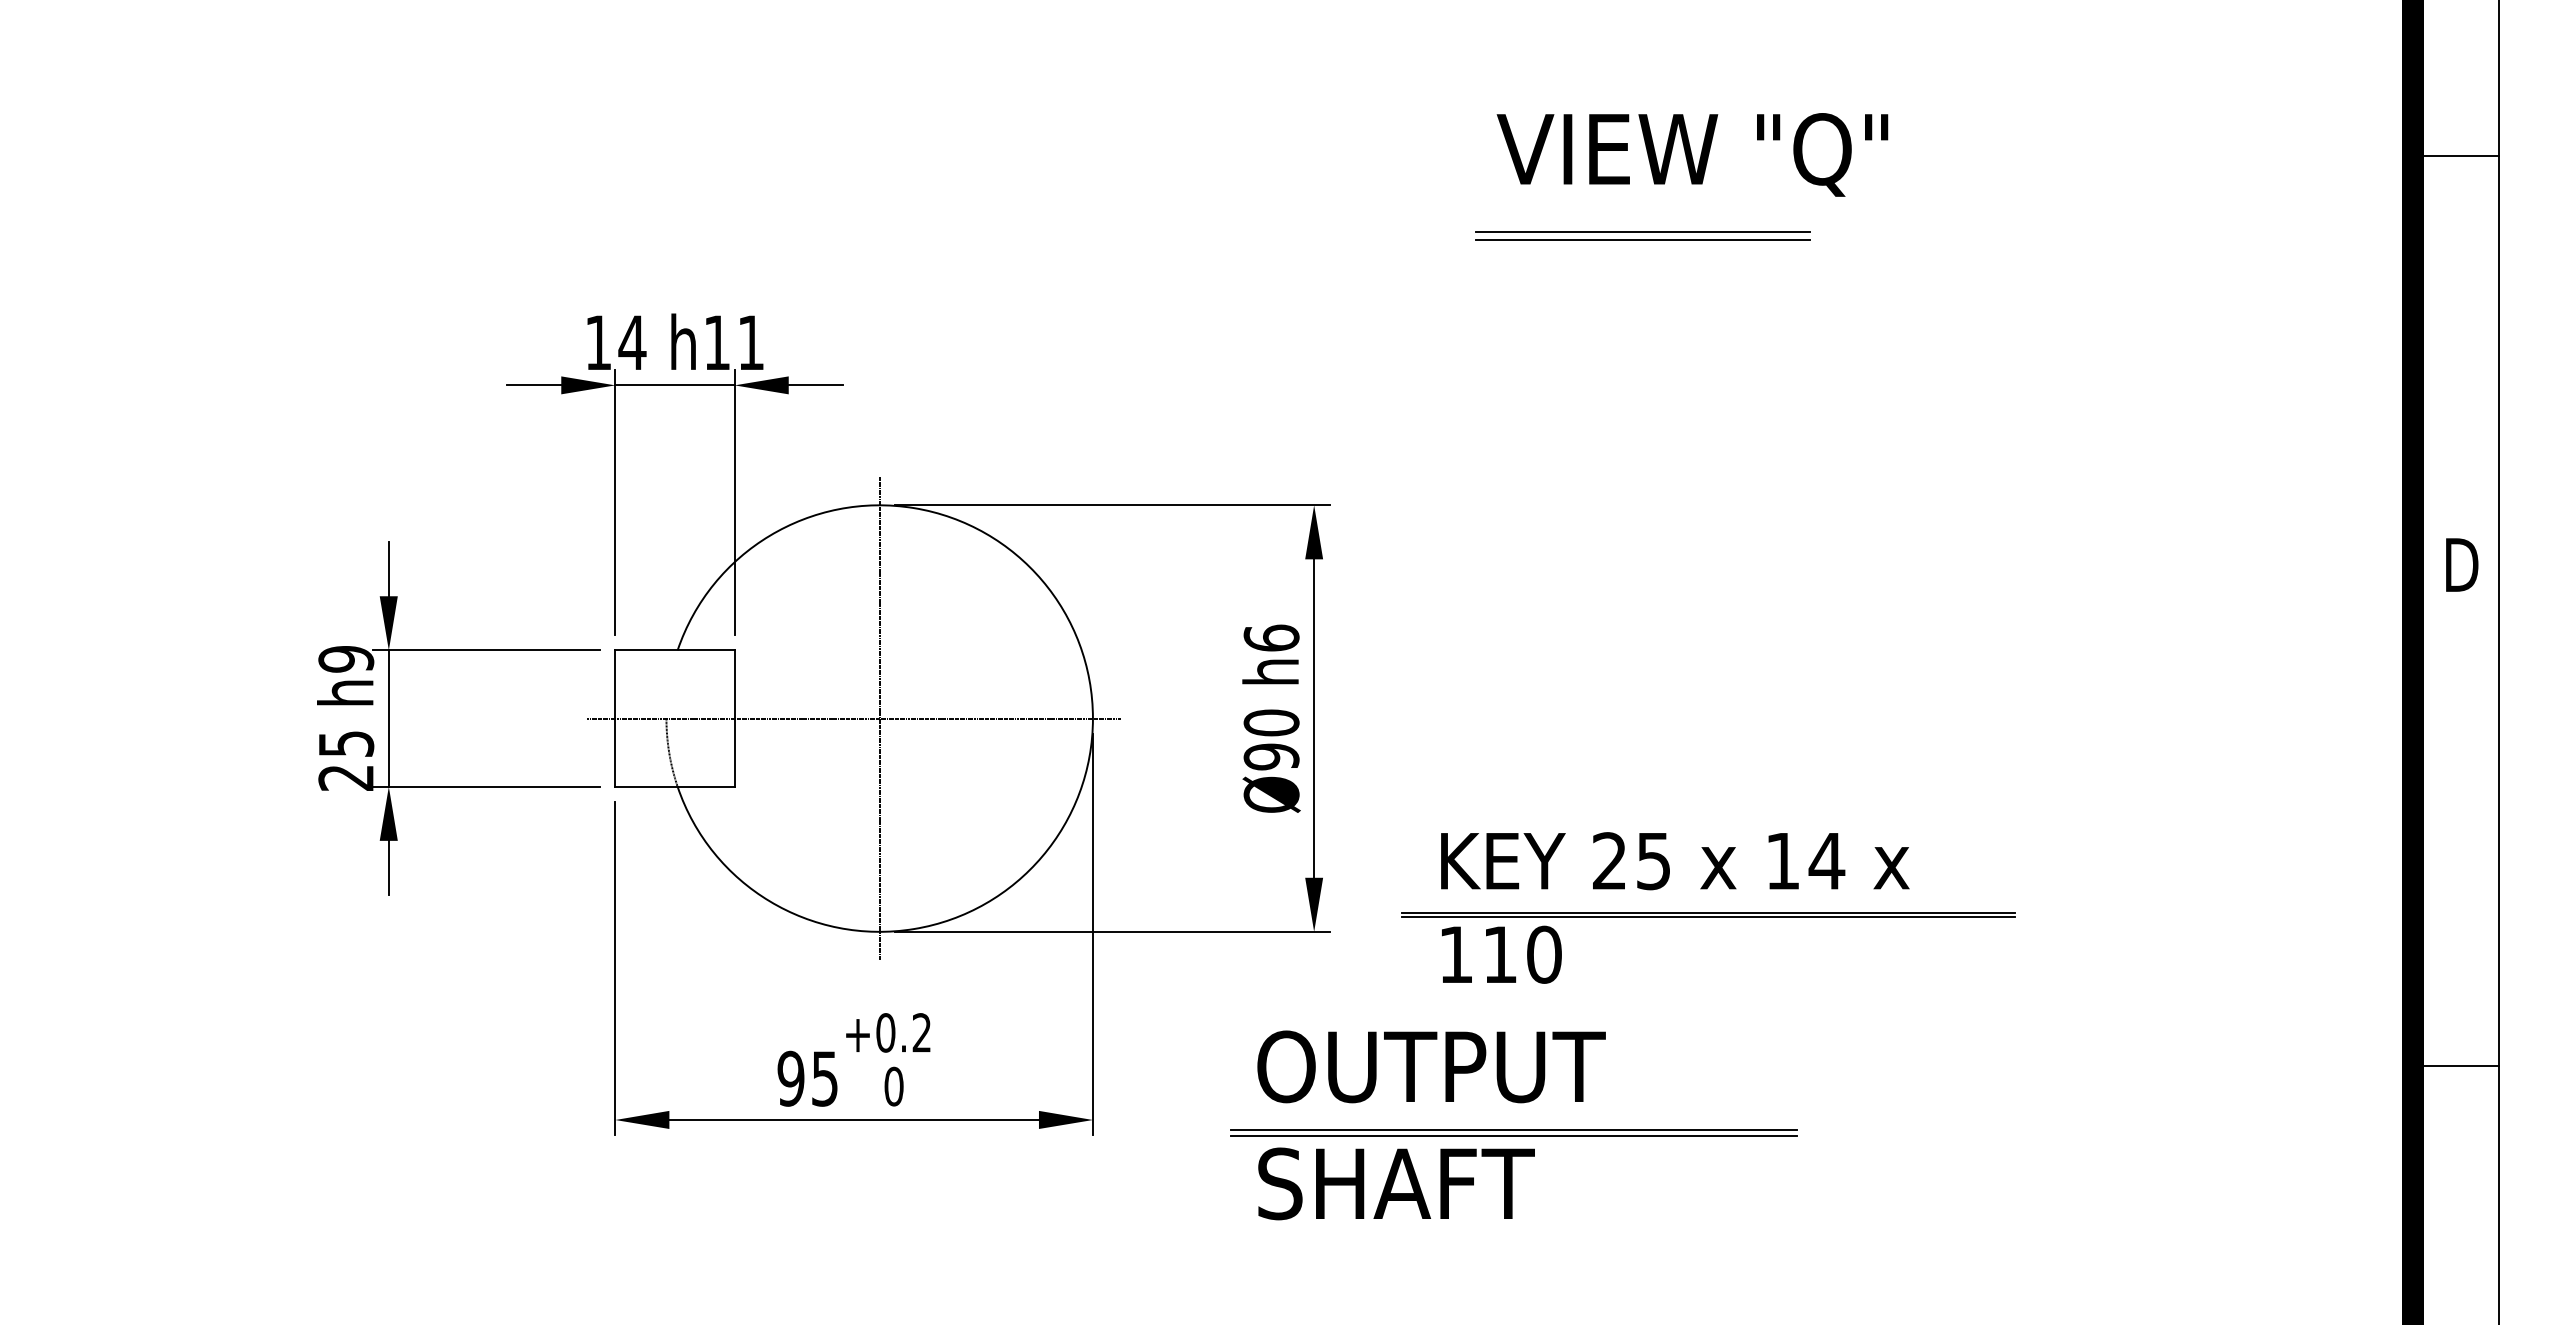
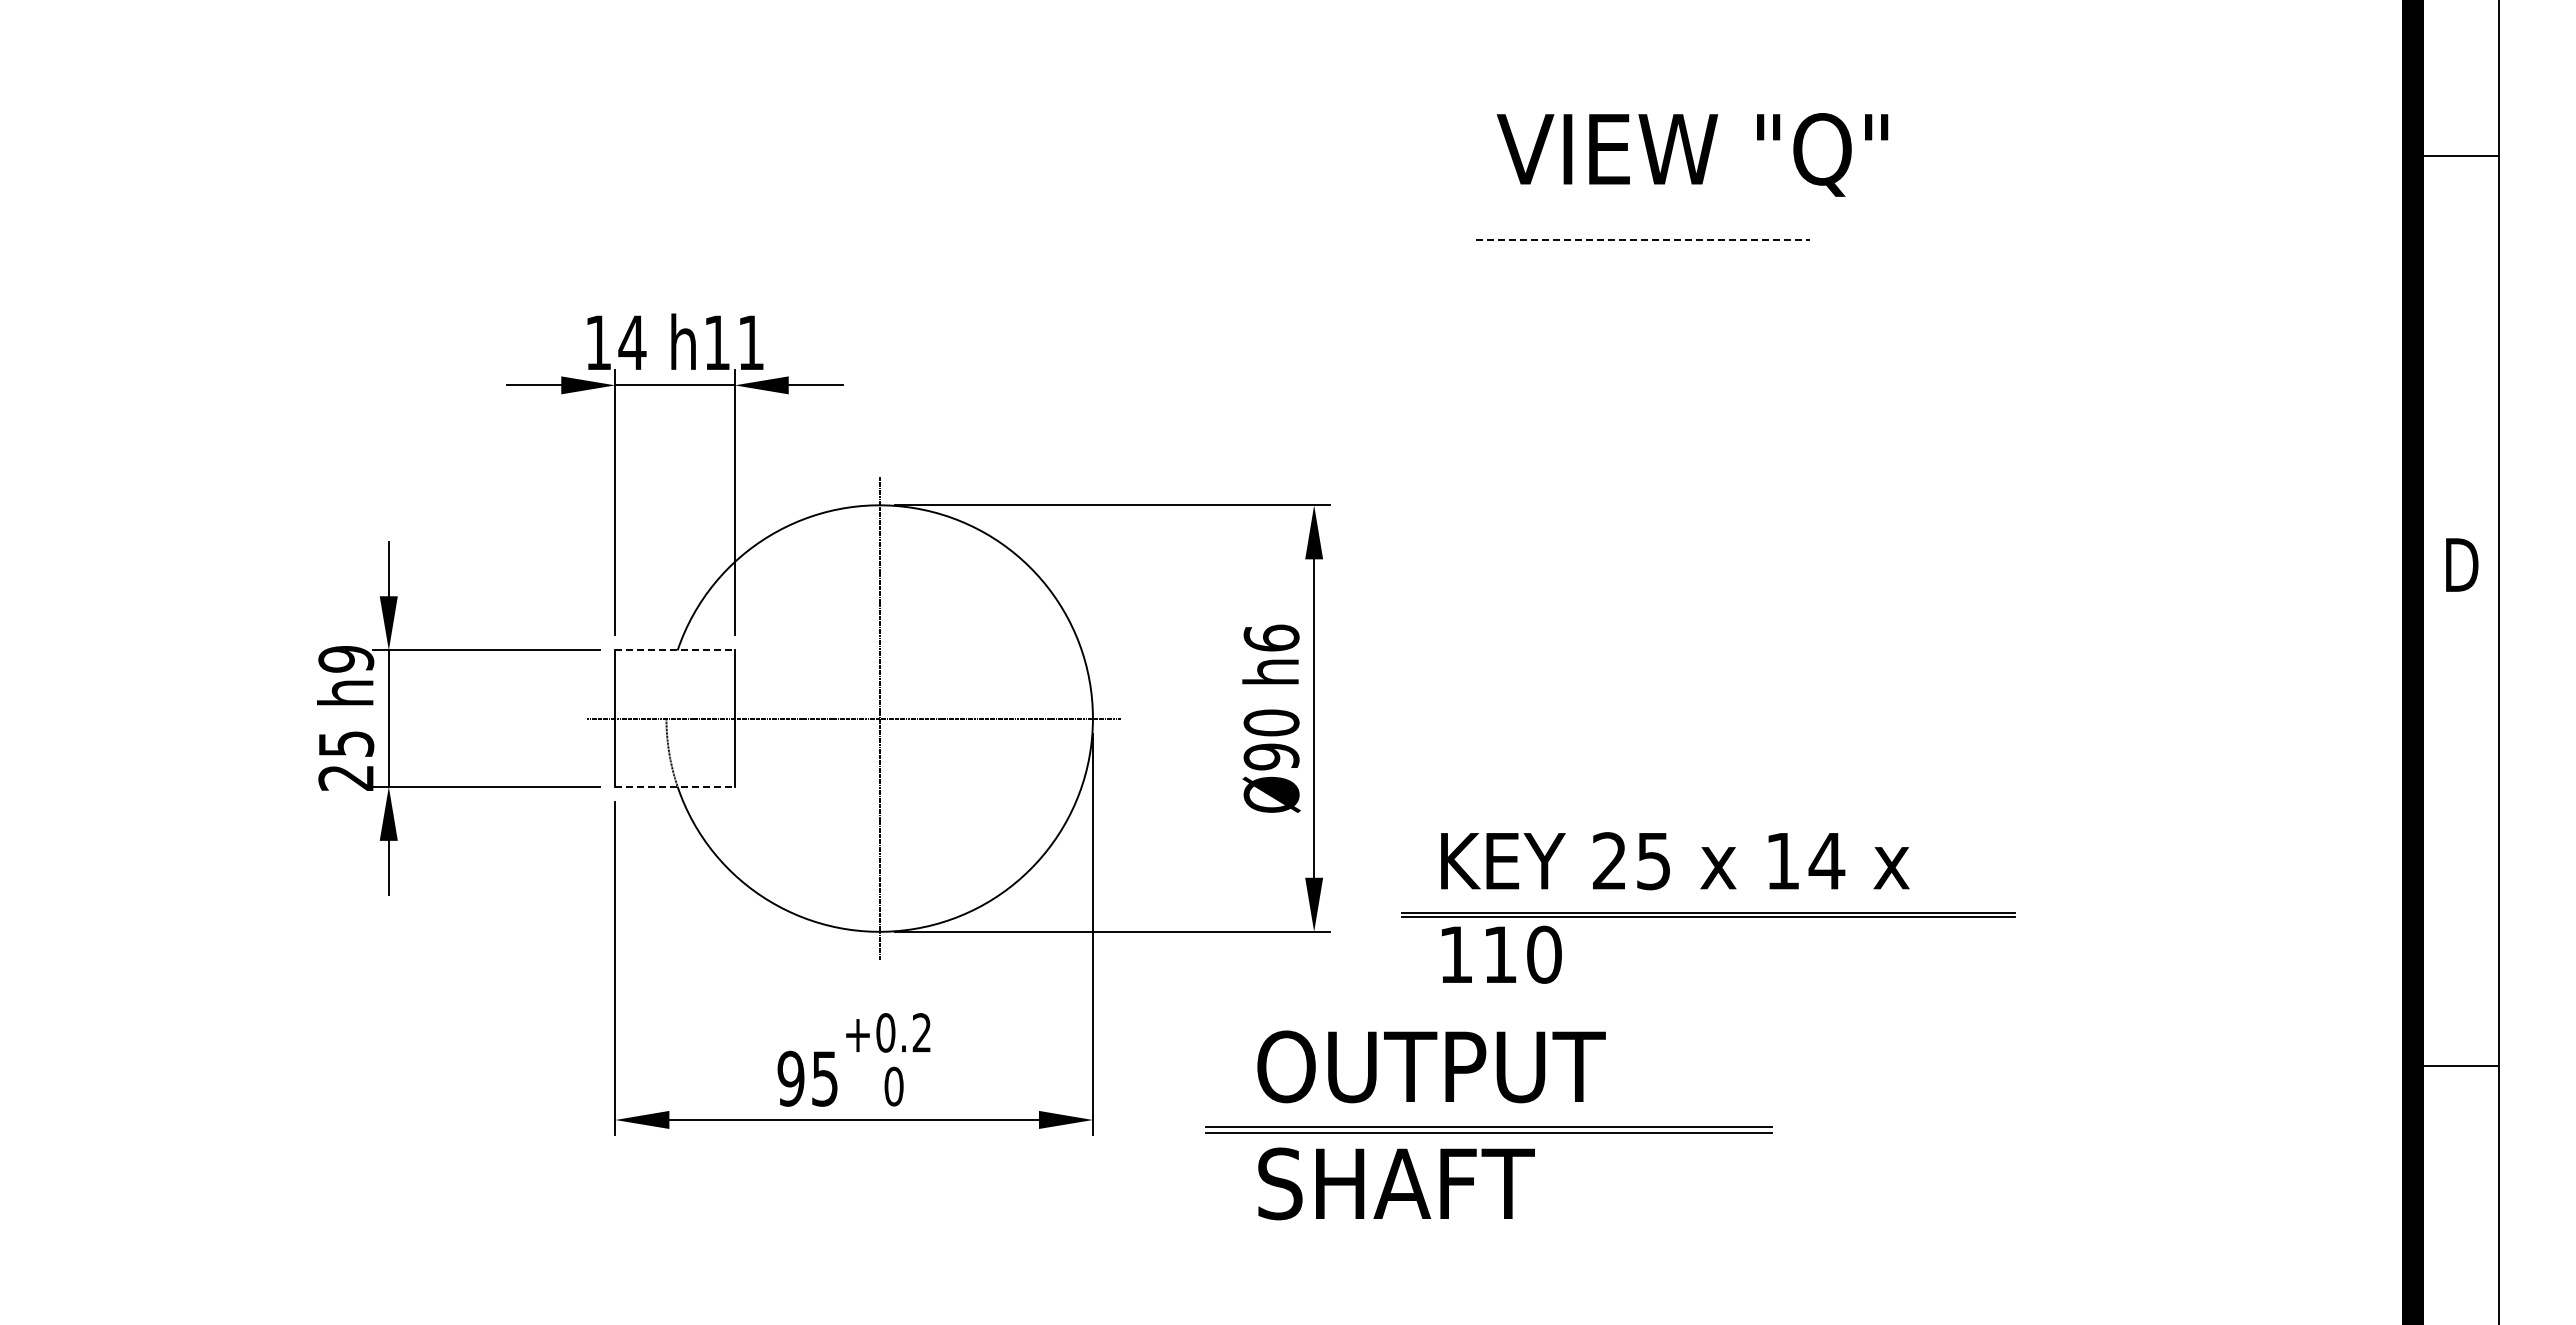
line: present -> none (1642, 232)
line: solid -> dashed (1643, 240)
line: solid -> dashed (674, 650)
line: solid -> dashed (674, 786)
part position: (1513, 1132) -> (1488, 1129) (1488, 1129)
